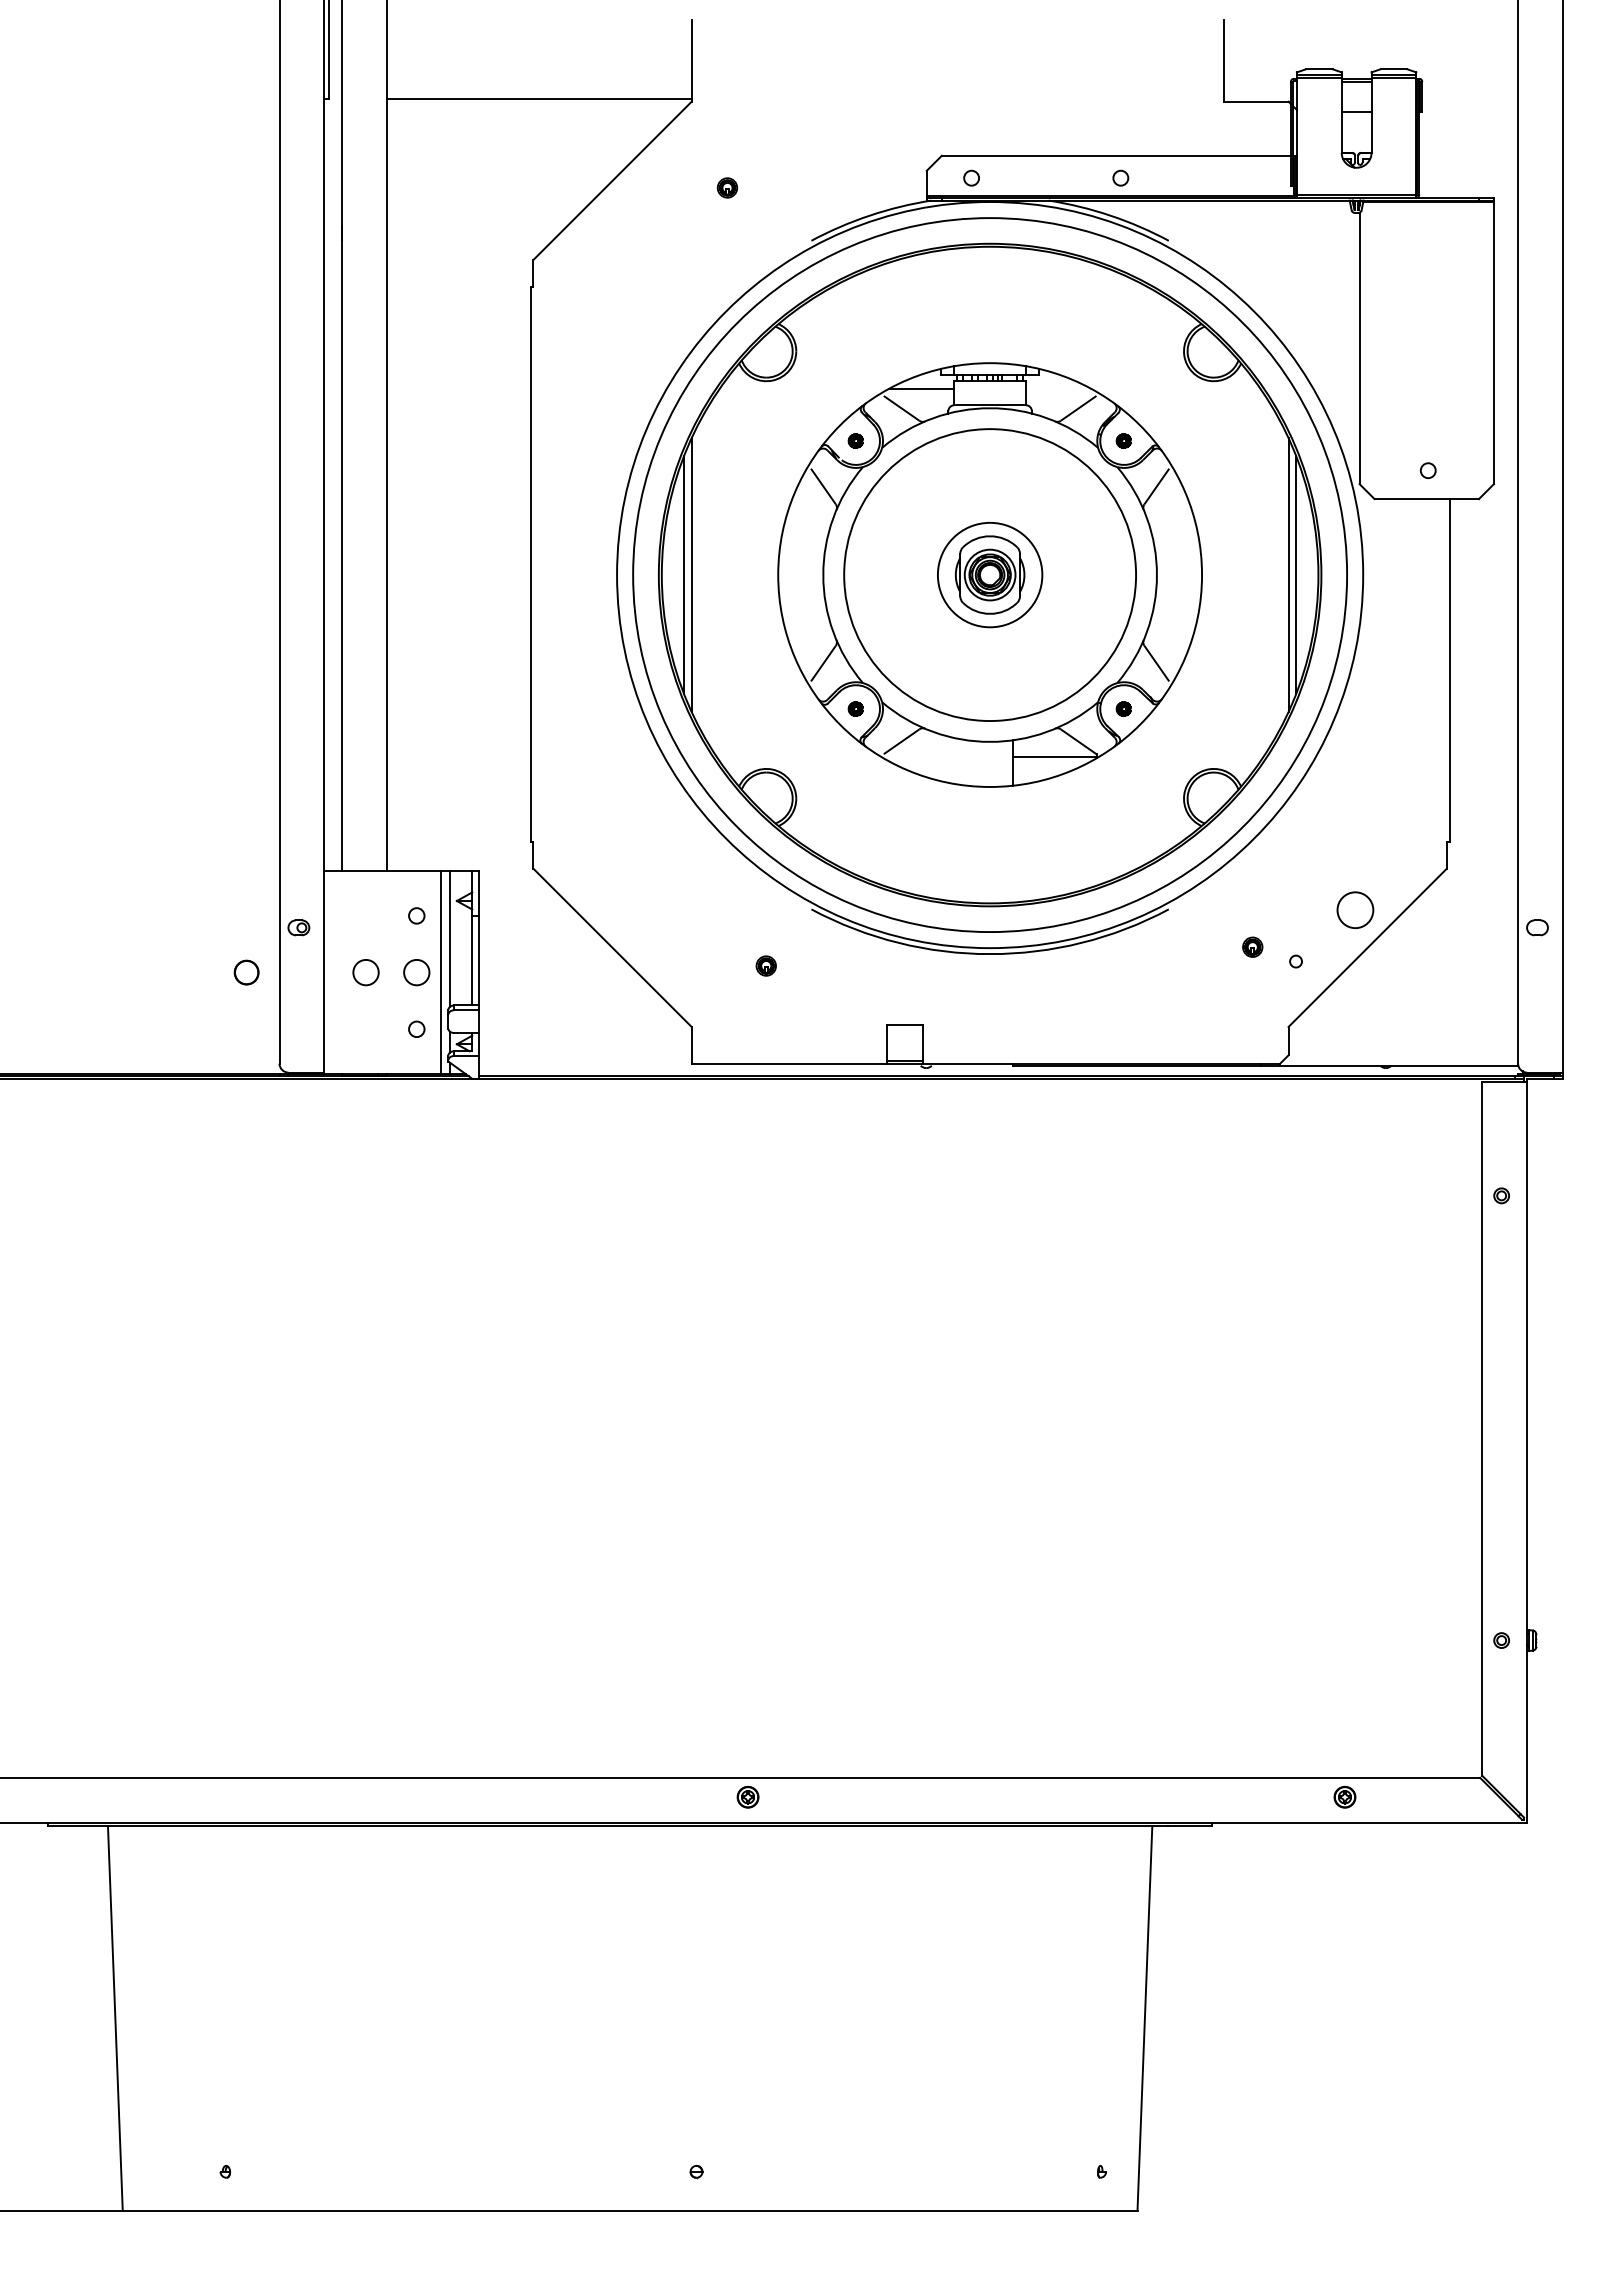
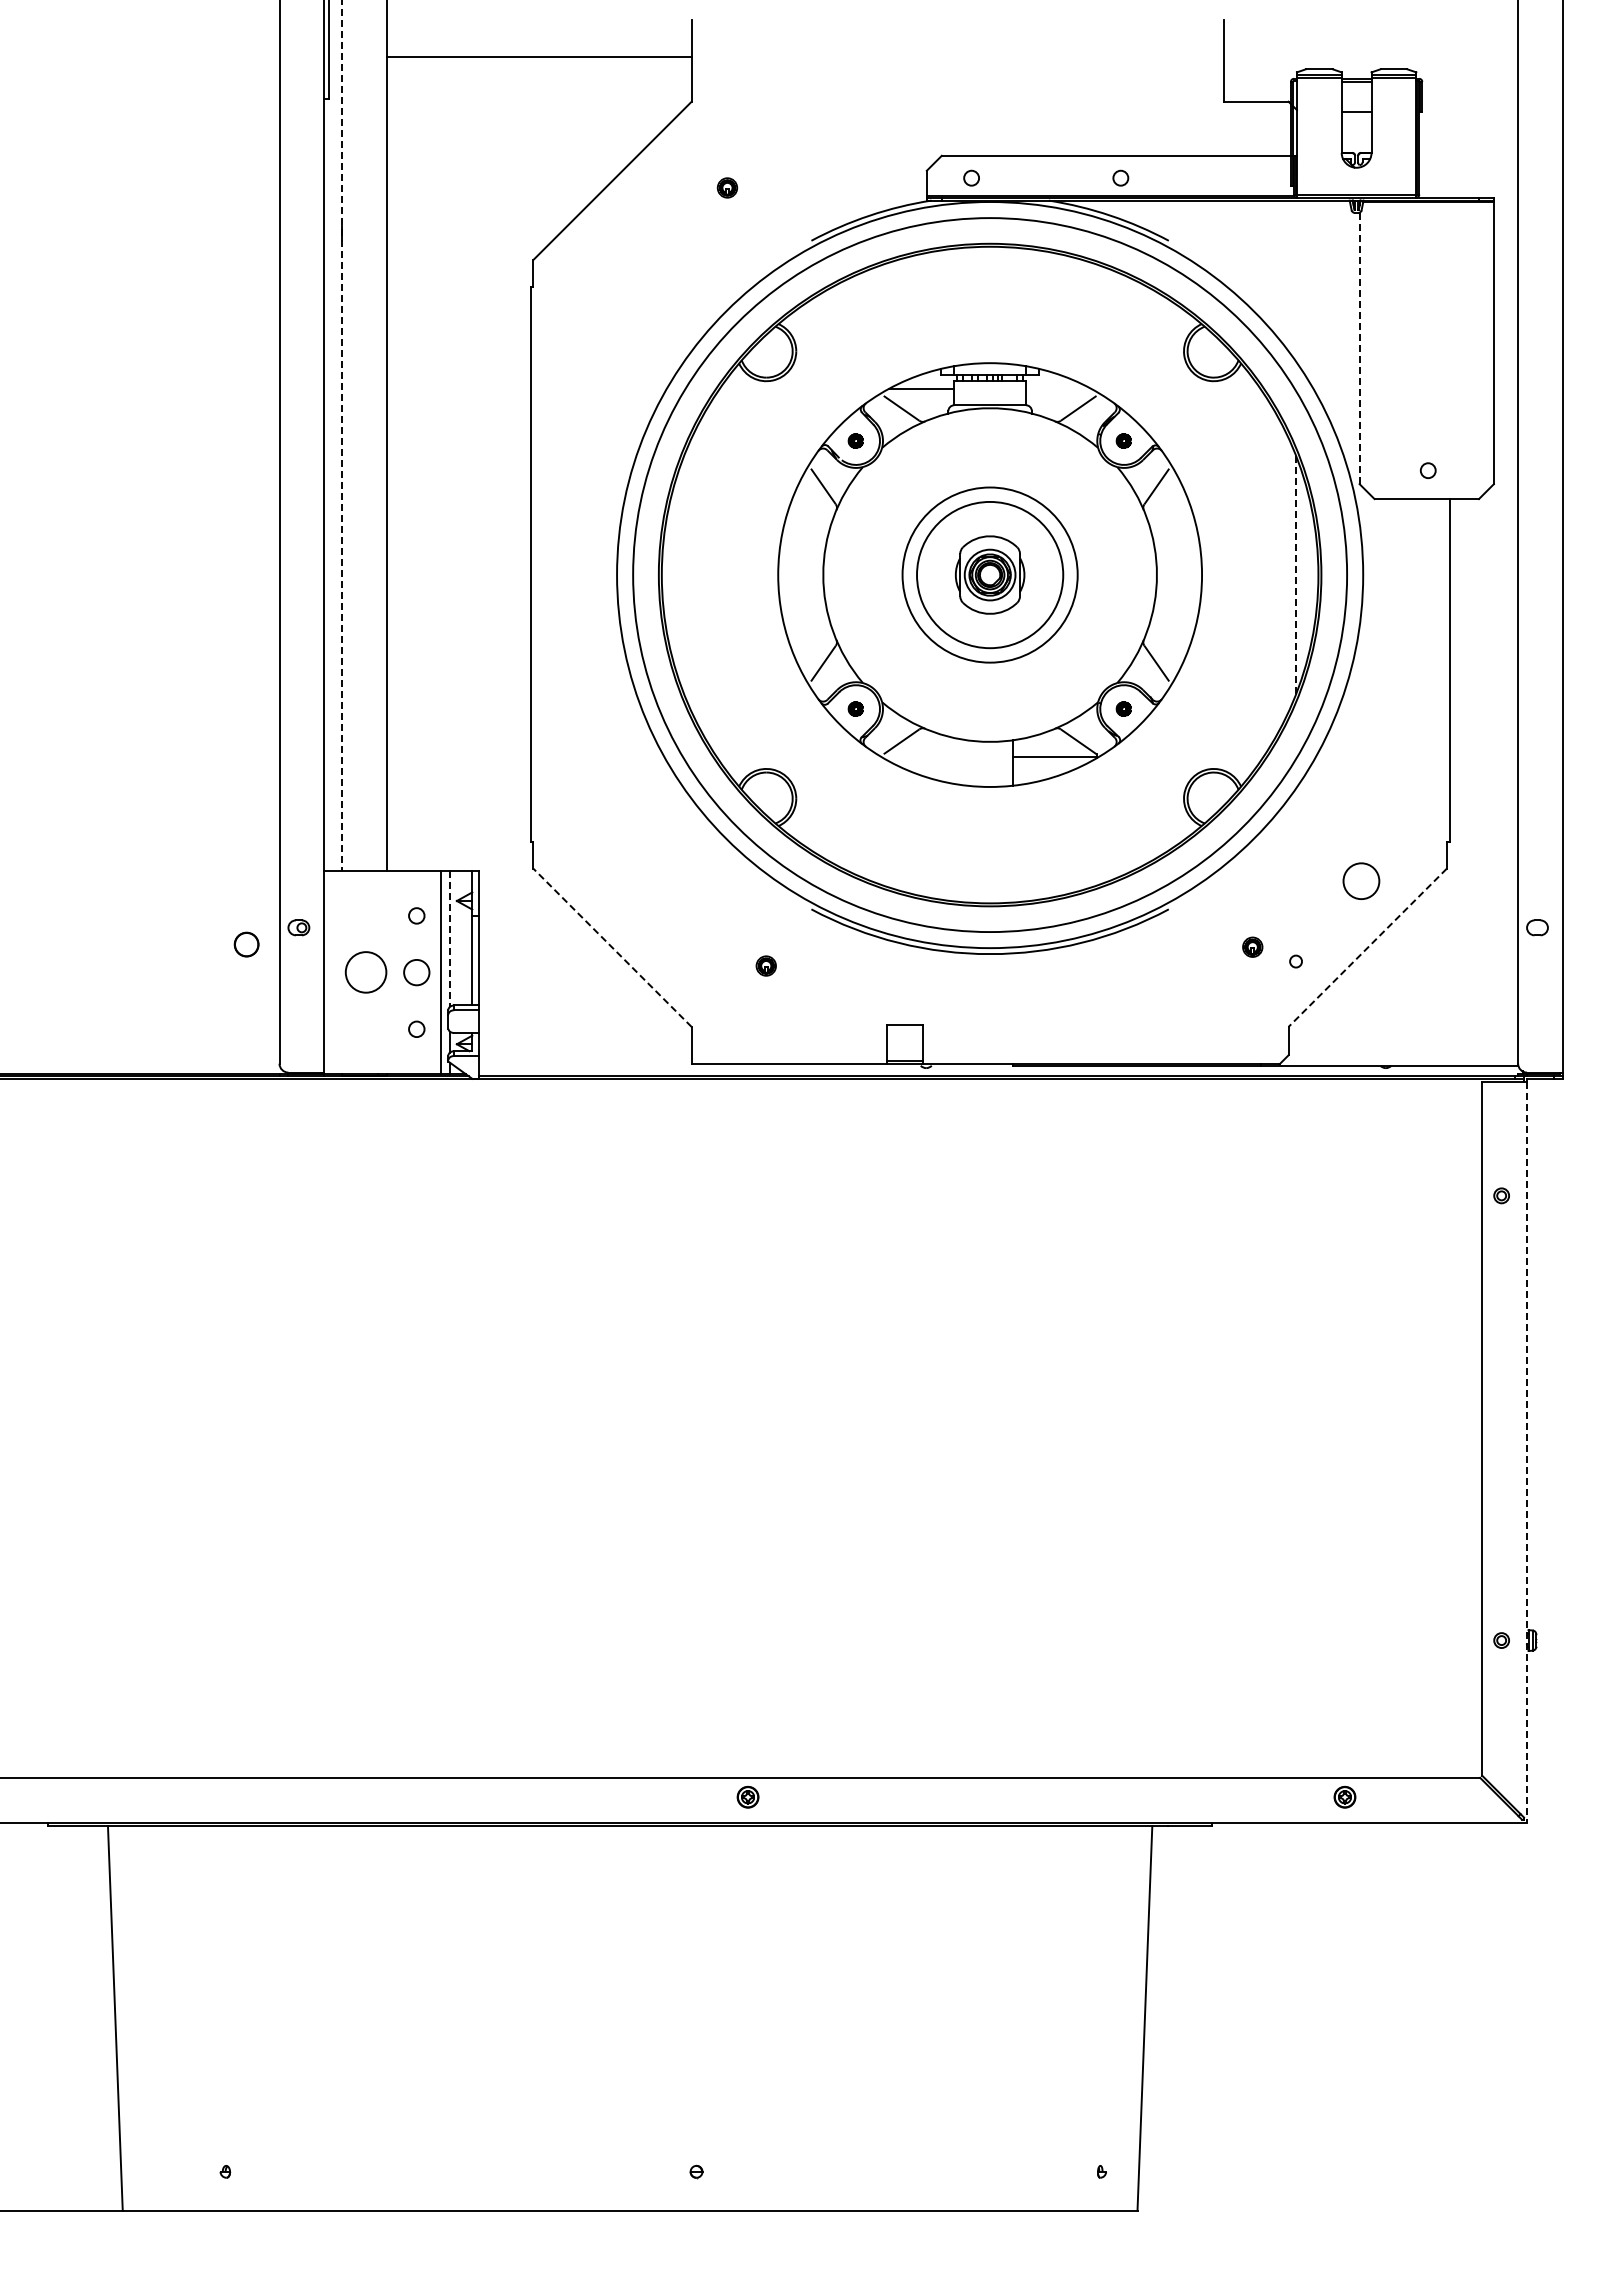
line position: (538, 98) -> (538, 56) (538, 56)
line: solid -> dashed (1359, 348)
line: solid -> dashed (342, 436)
line: present -> none (684, 574)
line: present -> none (691, 574)
circle diameter: 104 px -> 146 px (990, 574)
line: present -> none (1288, 574)
line: solid -> dashed (1296, 574)
circle diameter: 292 px -> 175 px (989, 574)
circle position: (1355, 909) -> (1361, 880) (1361, 880)
line: solid -> dashed (449, 939)
line: solid -> dashed (612, 947)
line: solid -> dashed (1367, 947)
part position: (246, 972) -> (246, 944) (246, 944)
circle size: 28x28 px -> 44x43 px (365, 972)
line: solid -> dashed (1527, 1453)
